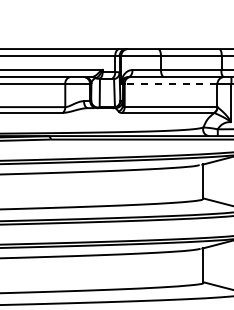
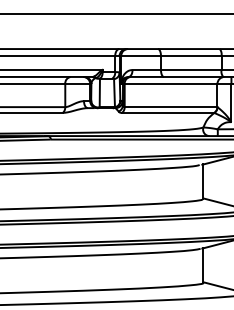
line: none -> present (116, 13)
line: dashed -> solid (170, 83)
